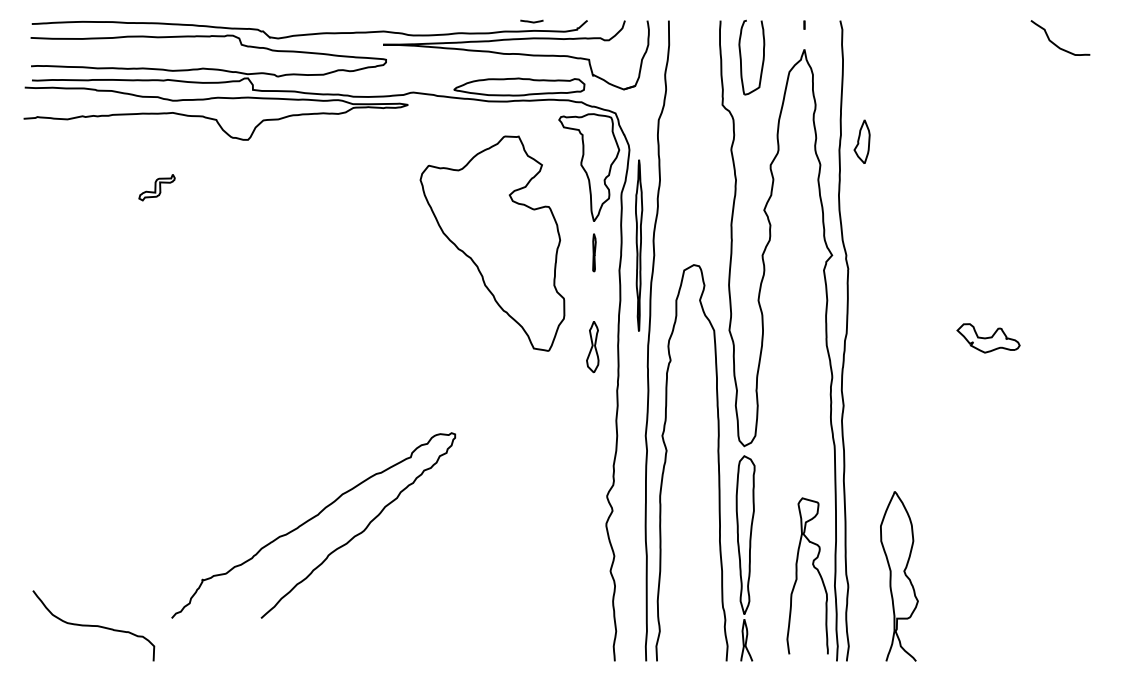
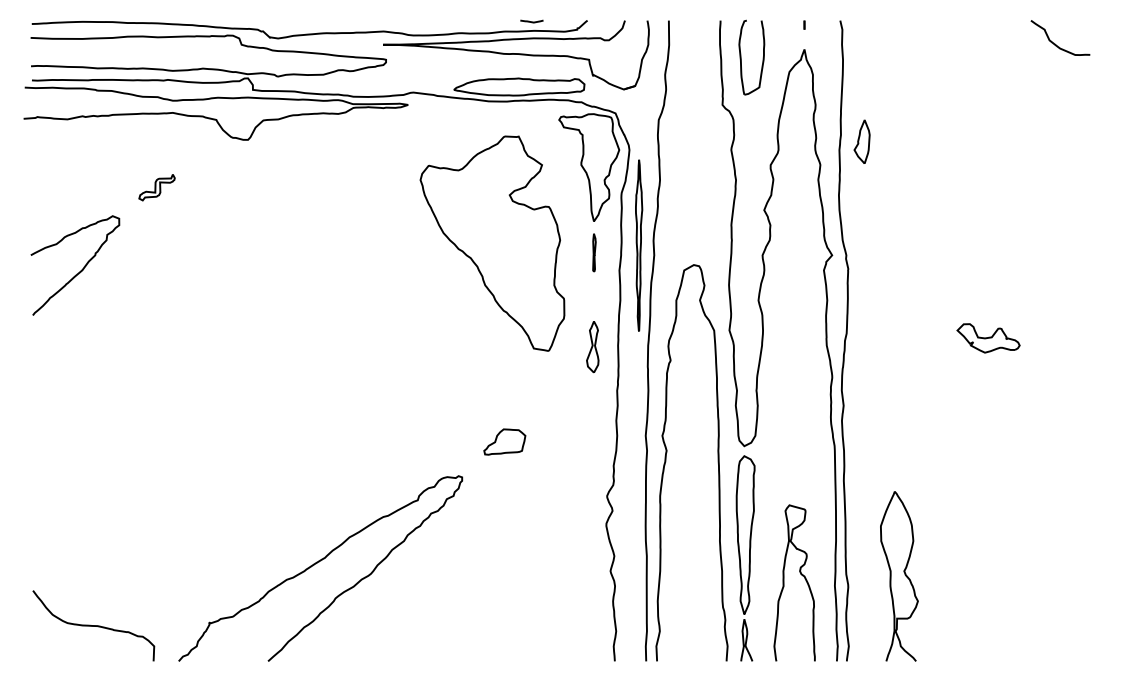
curve: none -> present (80, 270)
part: none -> present (504, 441)
curve position: (309, 521) -> (316, 564) (316, 564)
curve position: (814, 568) -> (801, 575) (801, 575)
